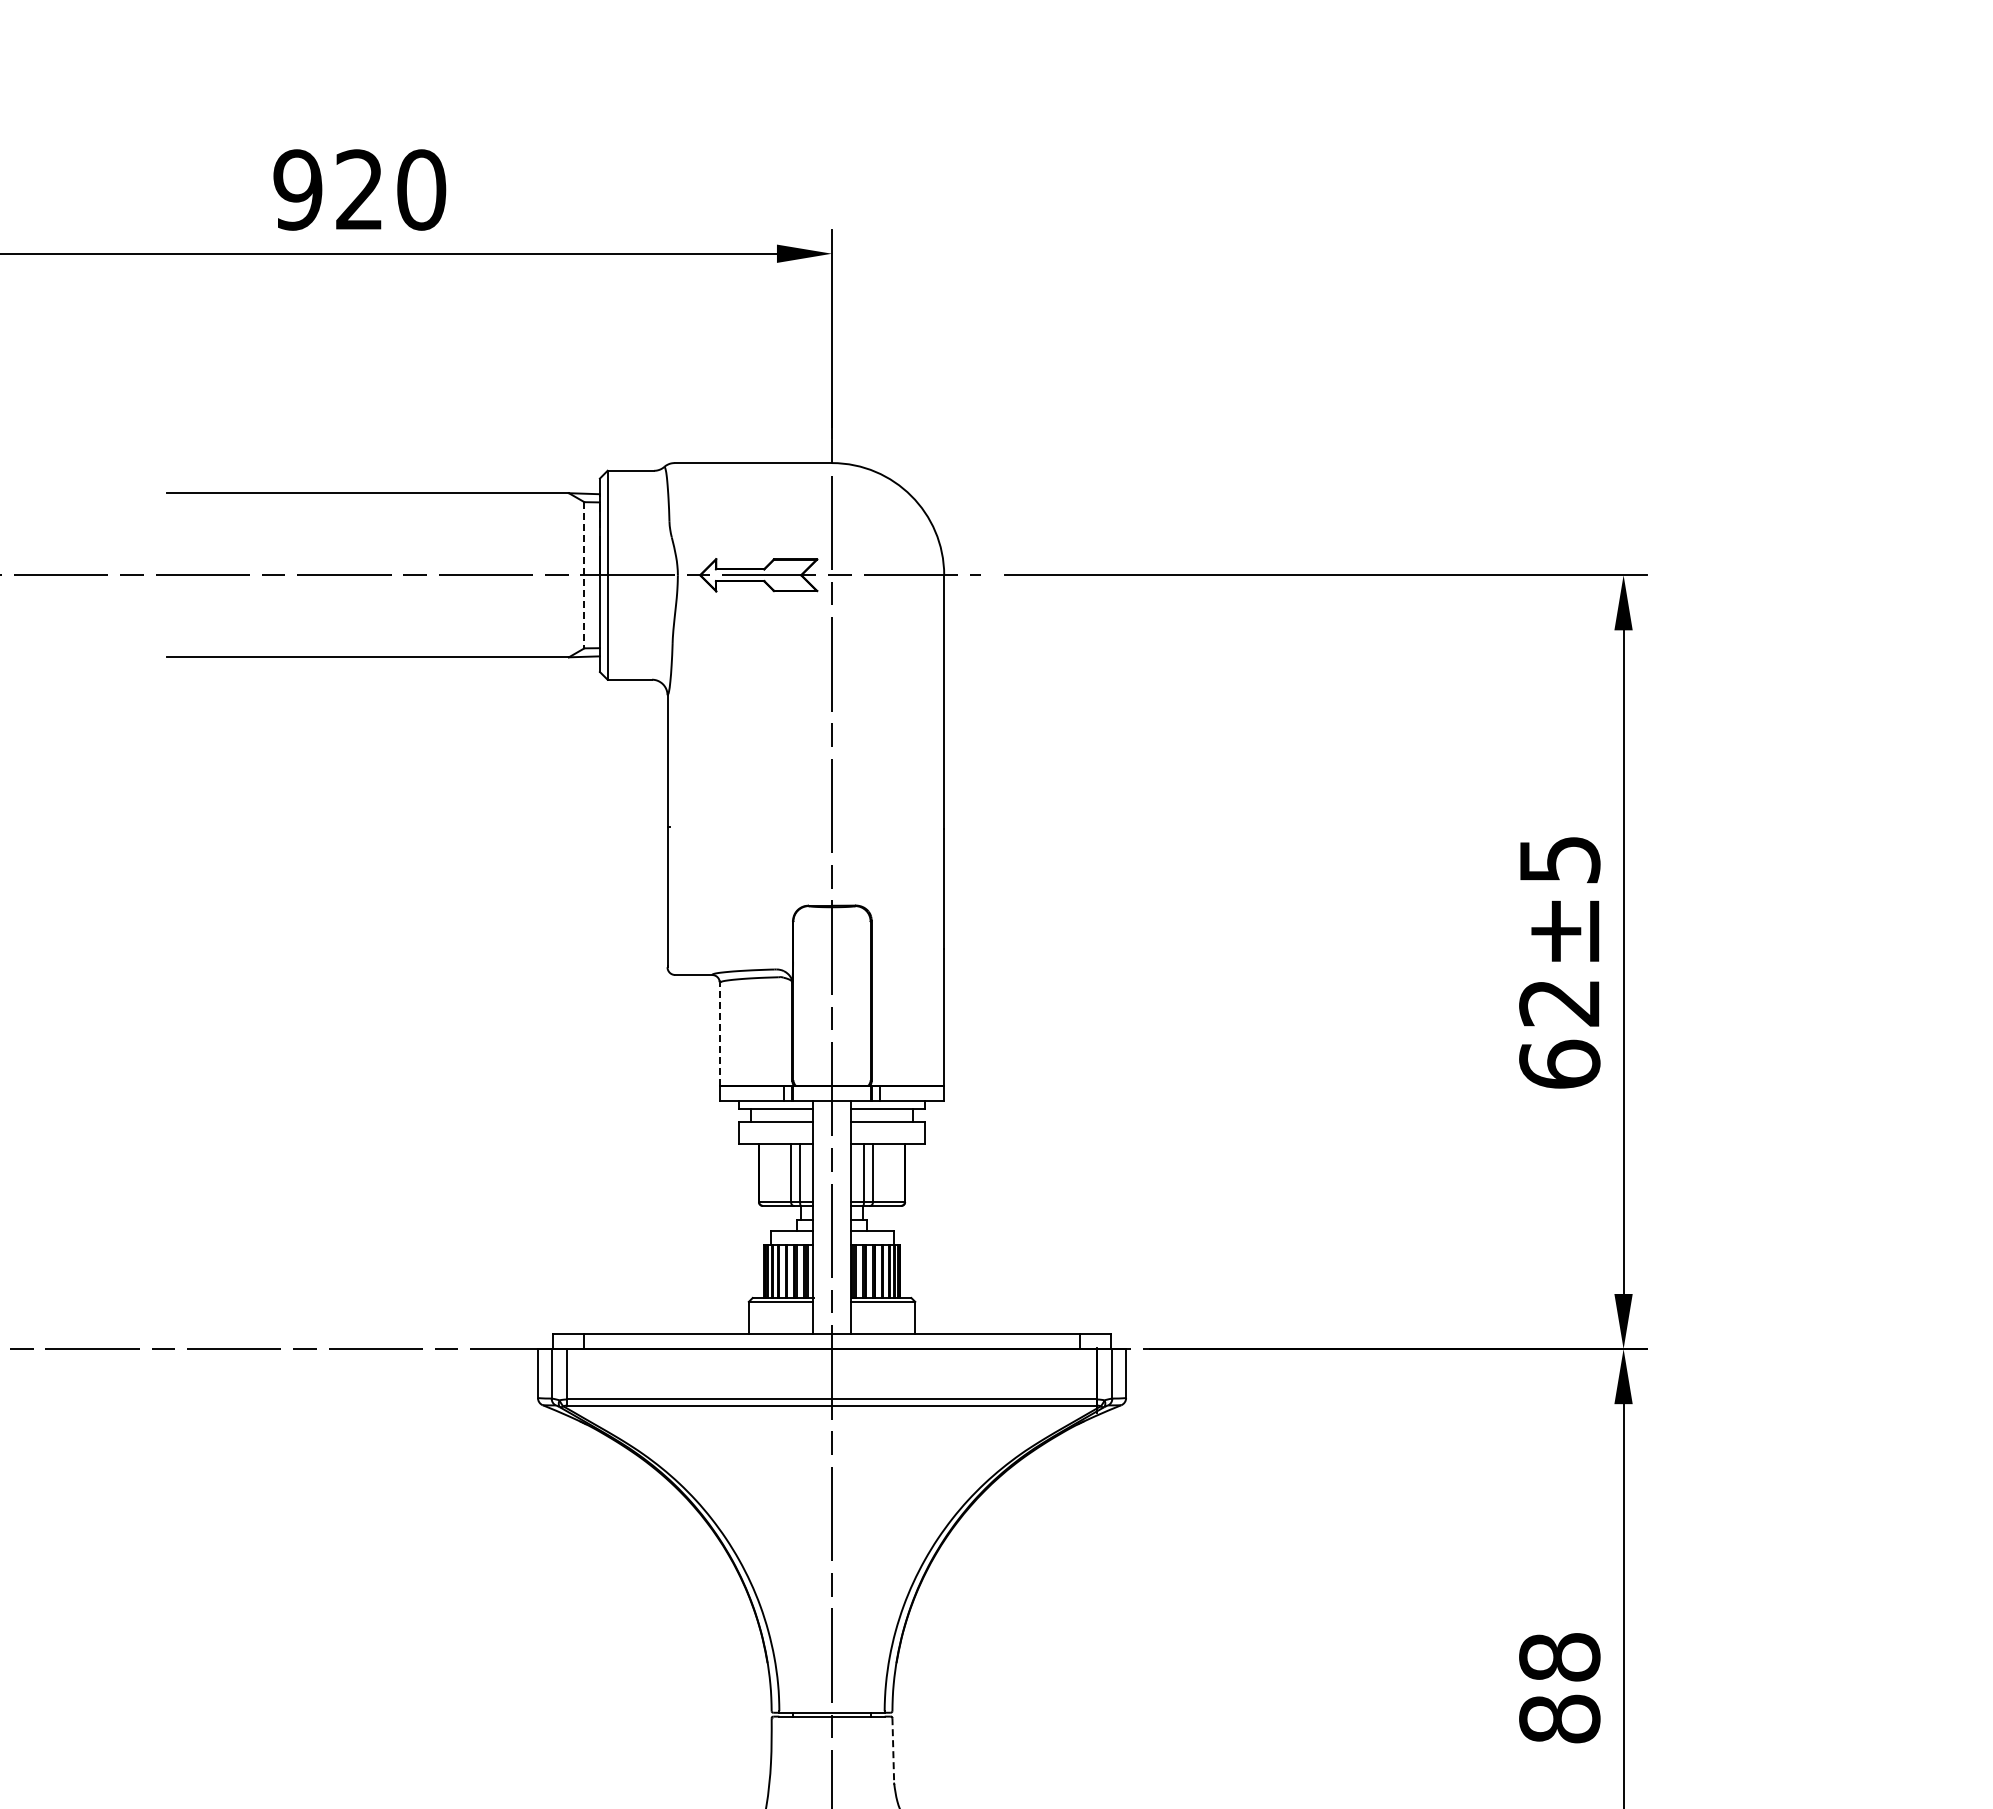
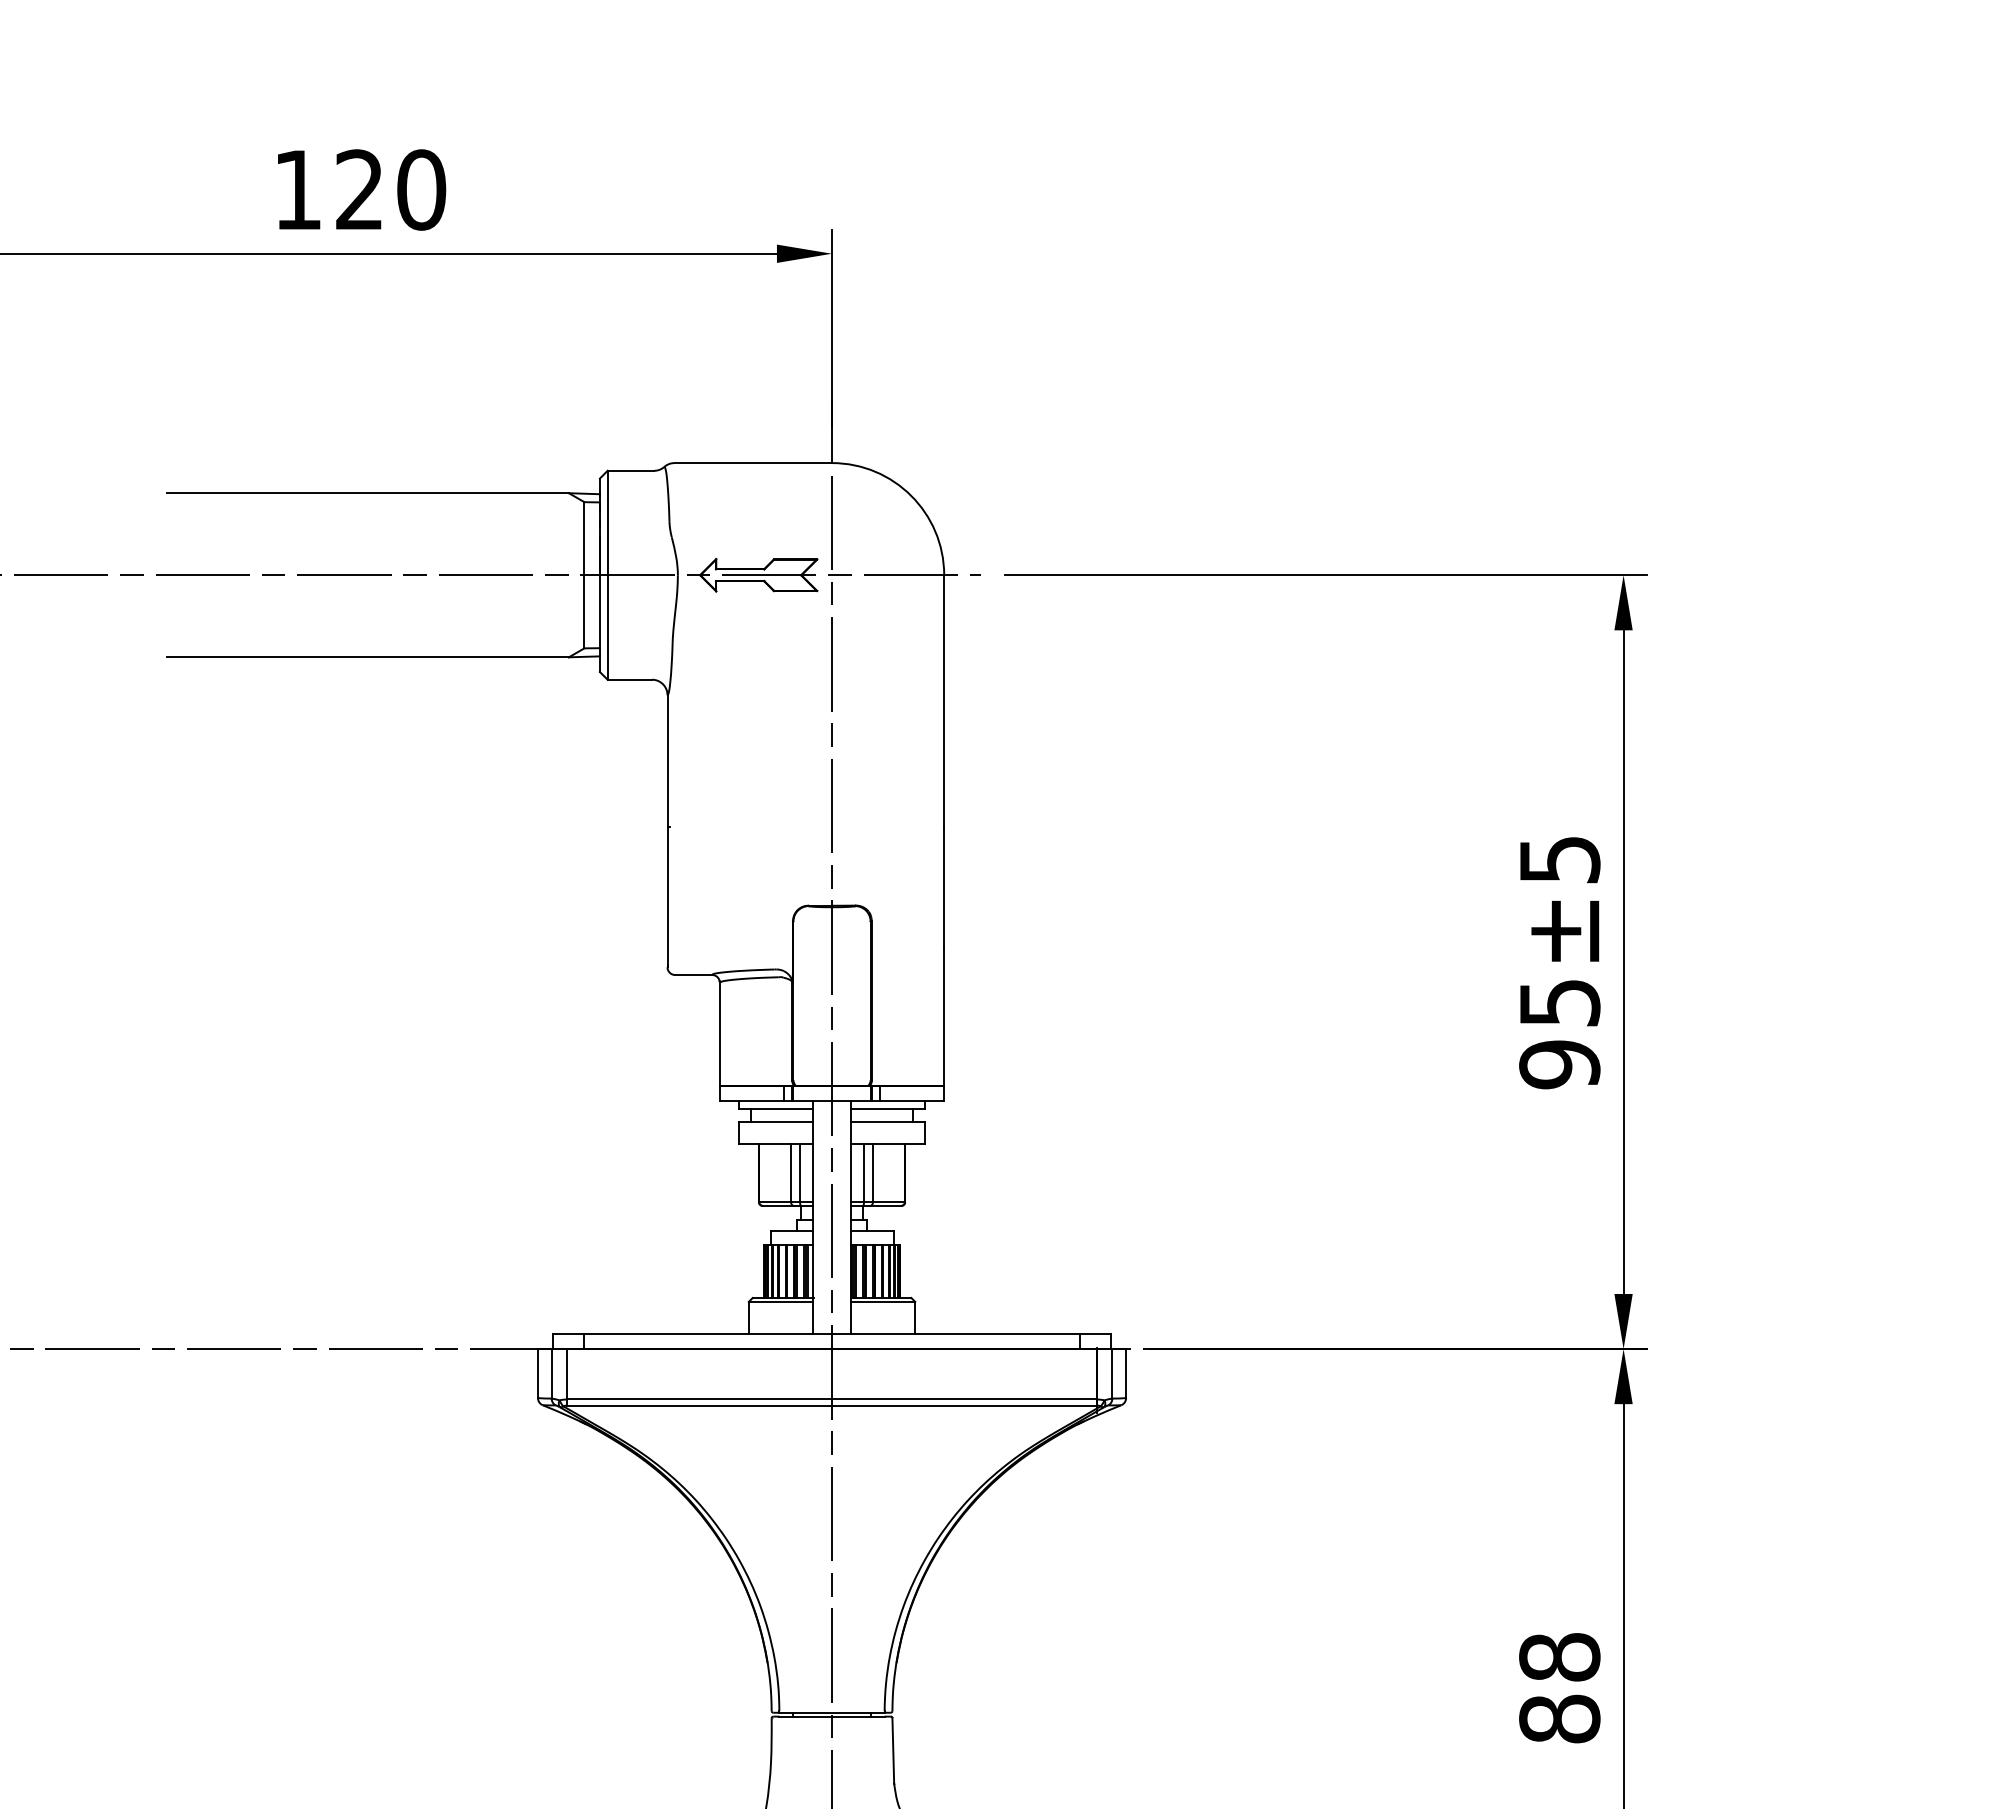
text: 920 -> 120 (297, 189)
line: dashed -> solid (584, 575)
line: dashed -> solid (719, 1034)
text: 62±5 -> 95±5 (1559, 1034)
line: dashed -> solid (893, 1750)
